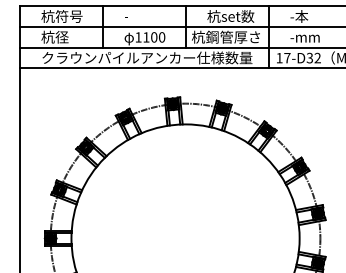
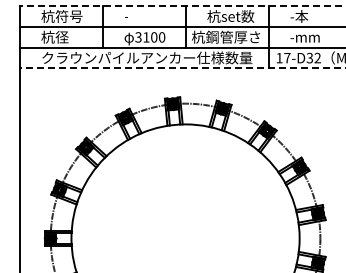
line: solid -> dashed (182, 6)
text: 1100 -> 3100 (138, 37)
line: solid -> dashed (182, 68)
